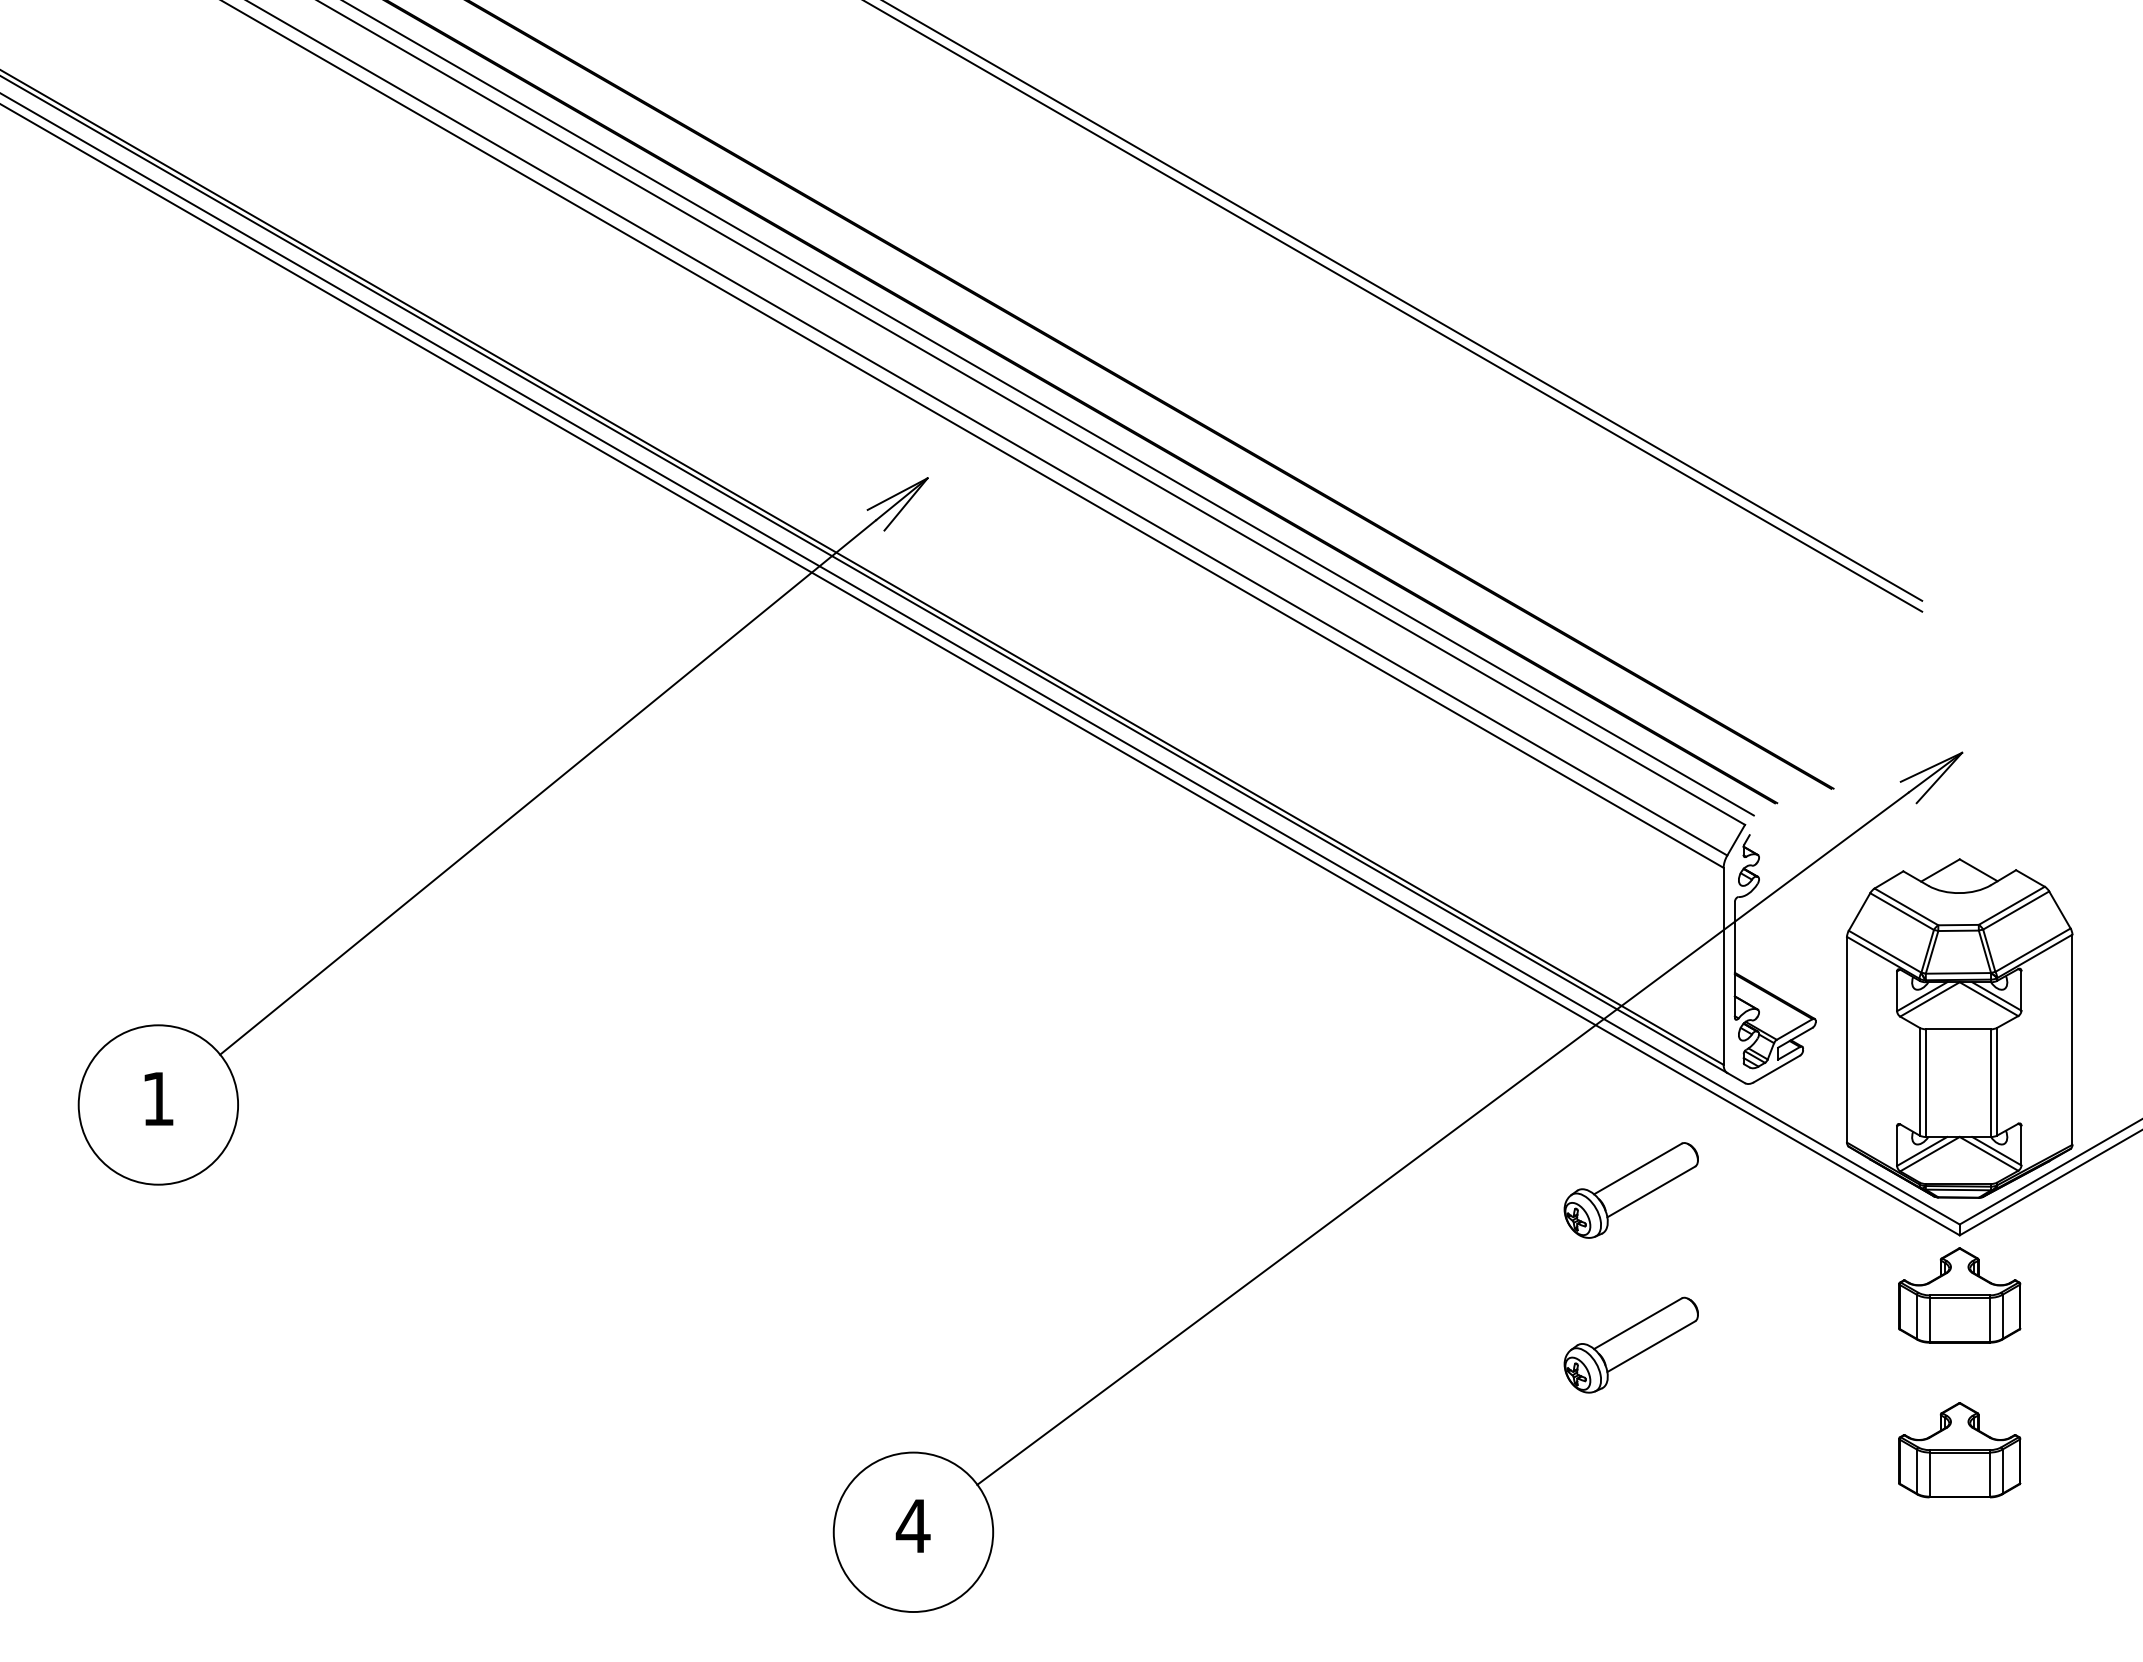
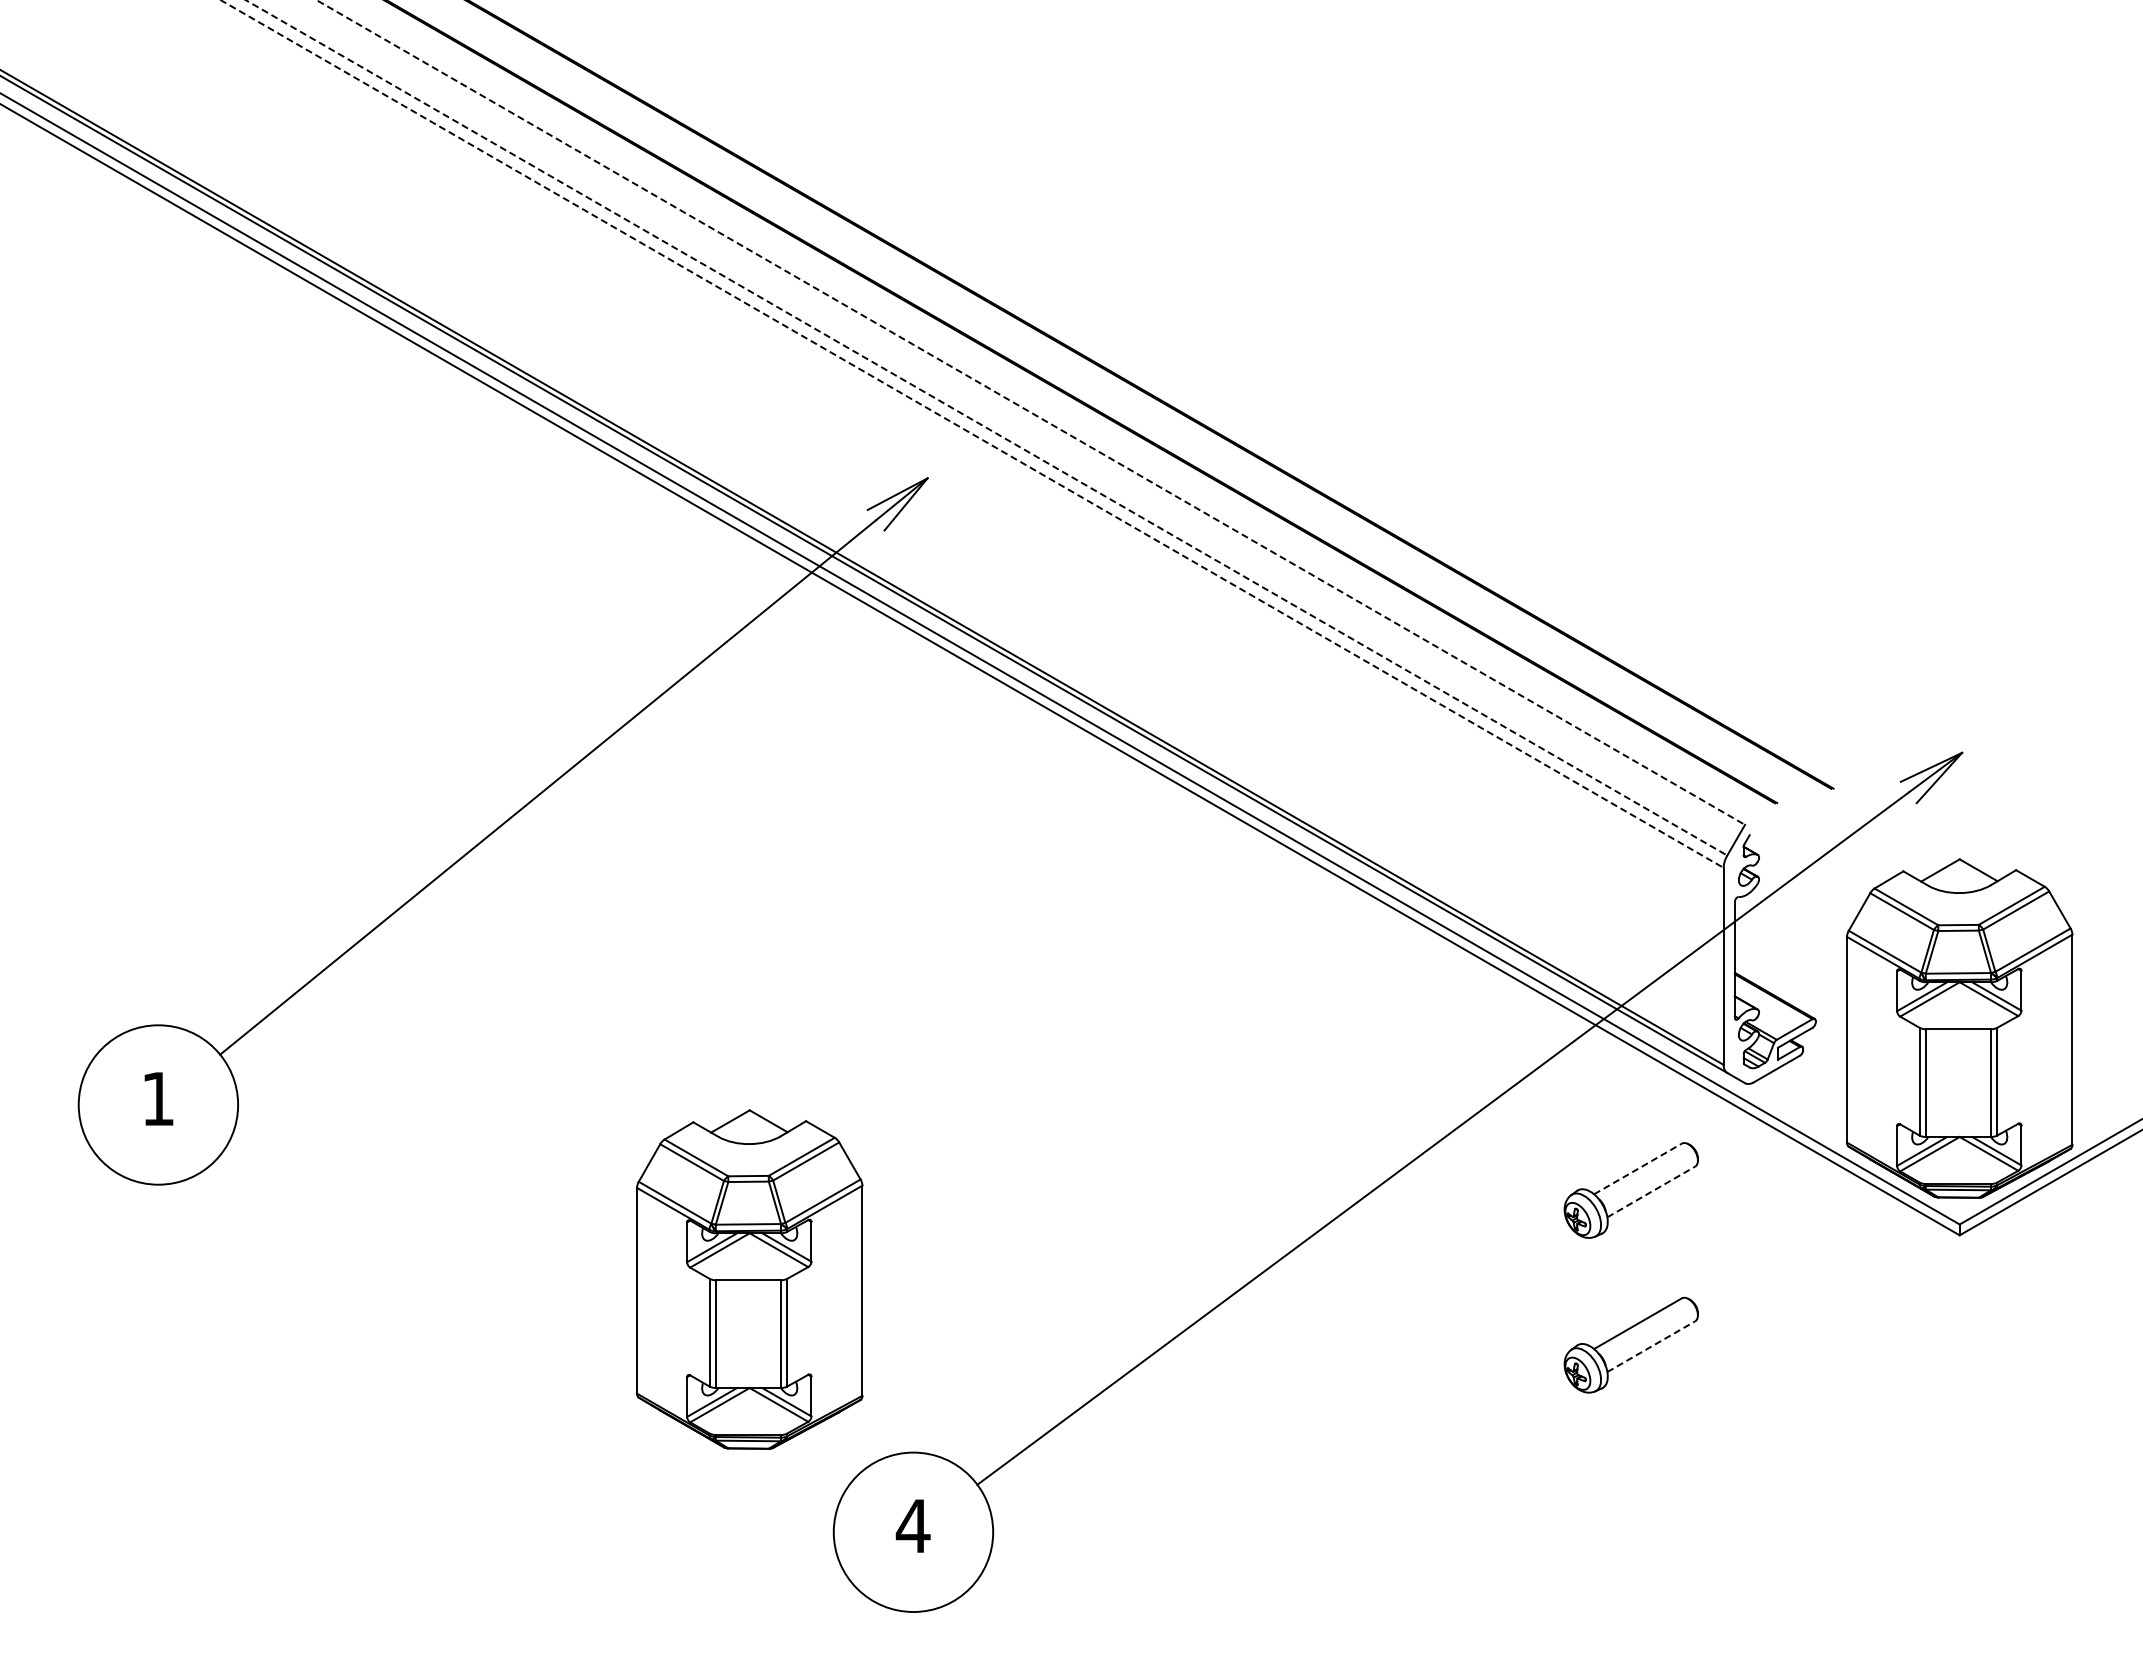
line: present -> none (1403, 301)
line: present -> none (1394, 306)
line: present -> none (1049, 408)
line: solid -> dashed (1030, 412)
line: solid -> dashed (987, 428)
line: solid -> dashed (972, 434)
line: solid -> dashed (1638, 1168)
line: solid -> dashed (1651, 1191)
part: none -> present (749, 1279)
part: present -> none (1959, 1295)
line: solid -> dashed (1651, 1346)
part: present -> none (1959, 1450)
